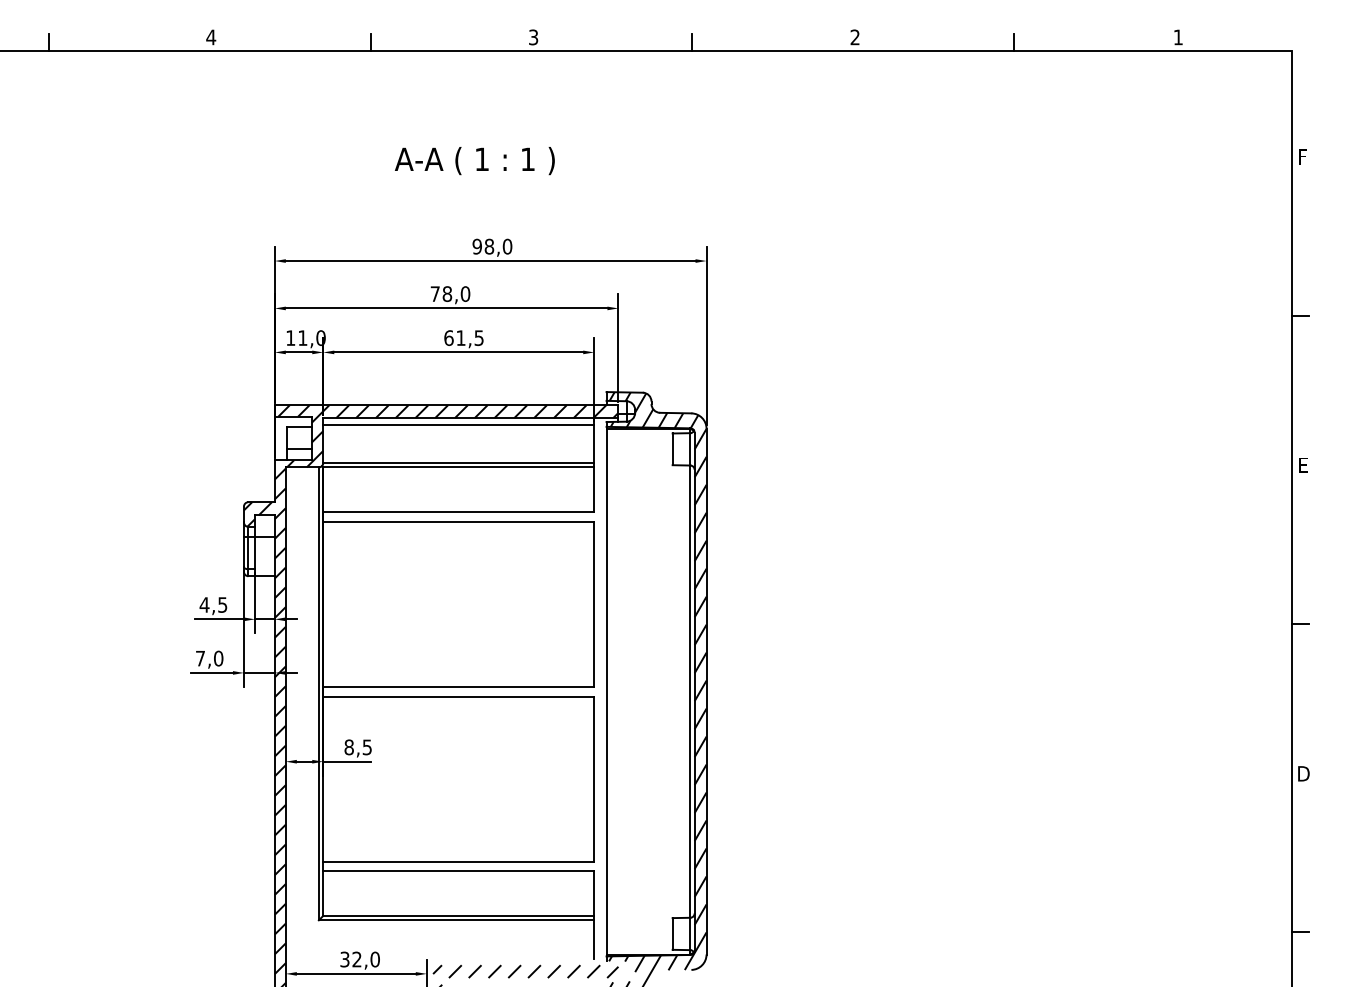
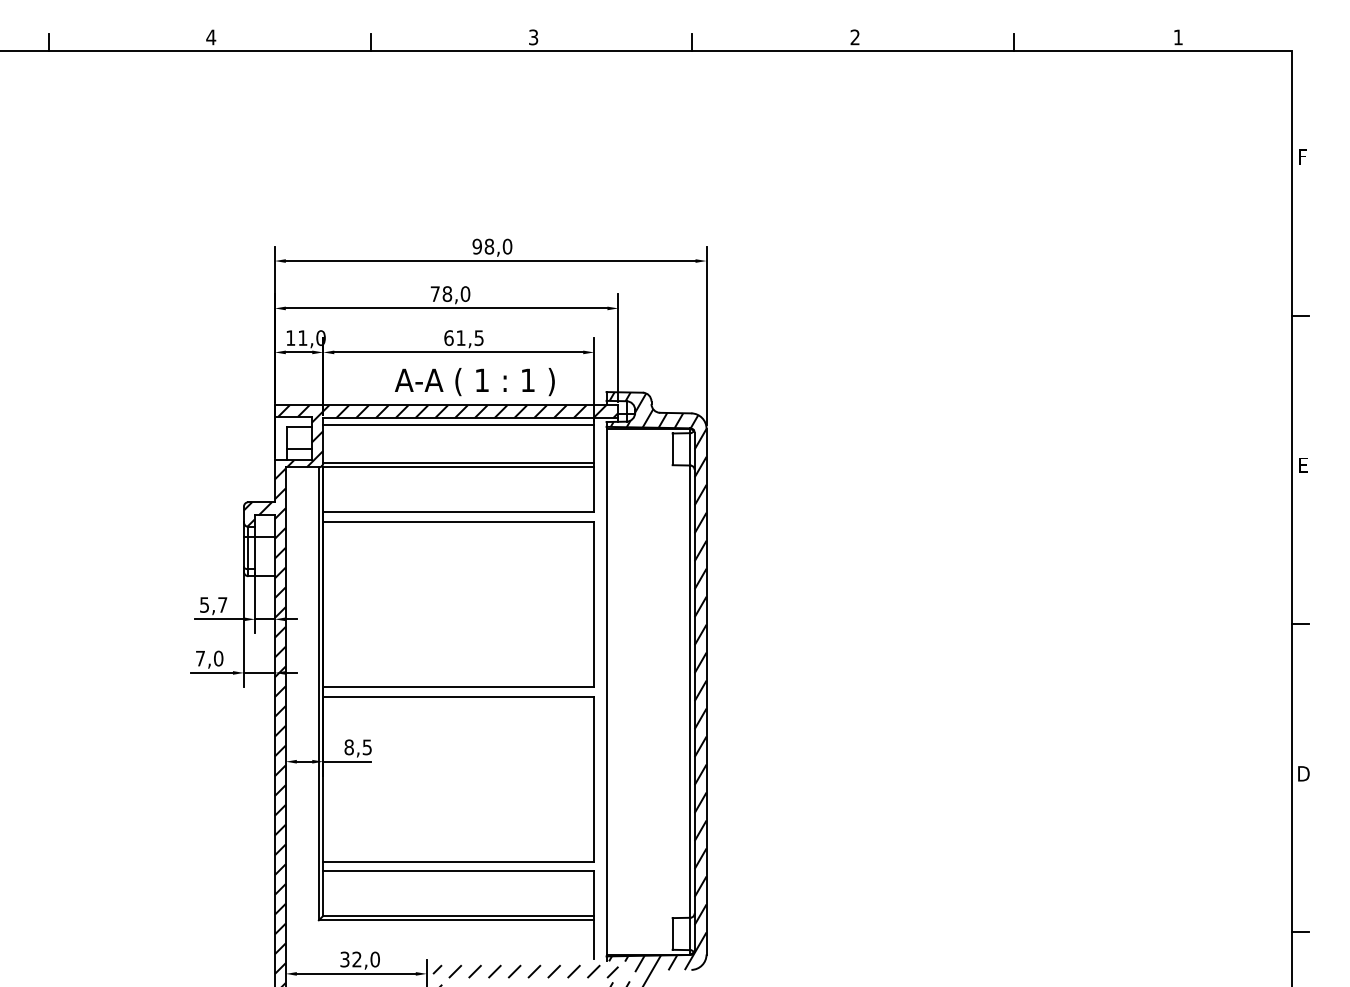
text position: (474, 161) -> (474, 382) (474, 382)
text: 4,5 -> 5,7 (213, 604)
